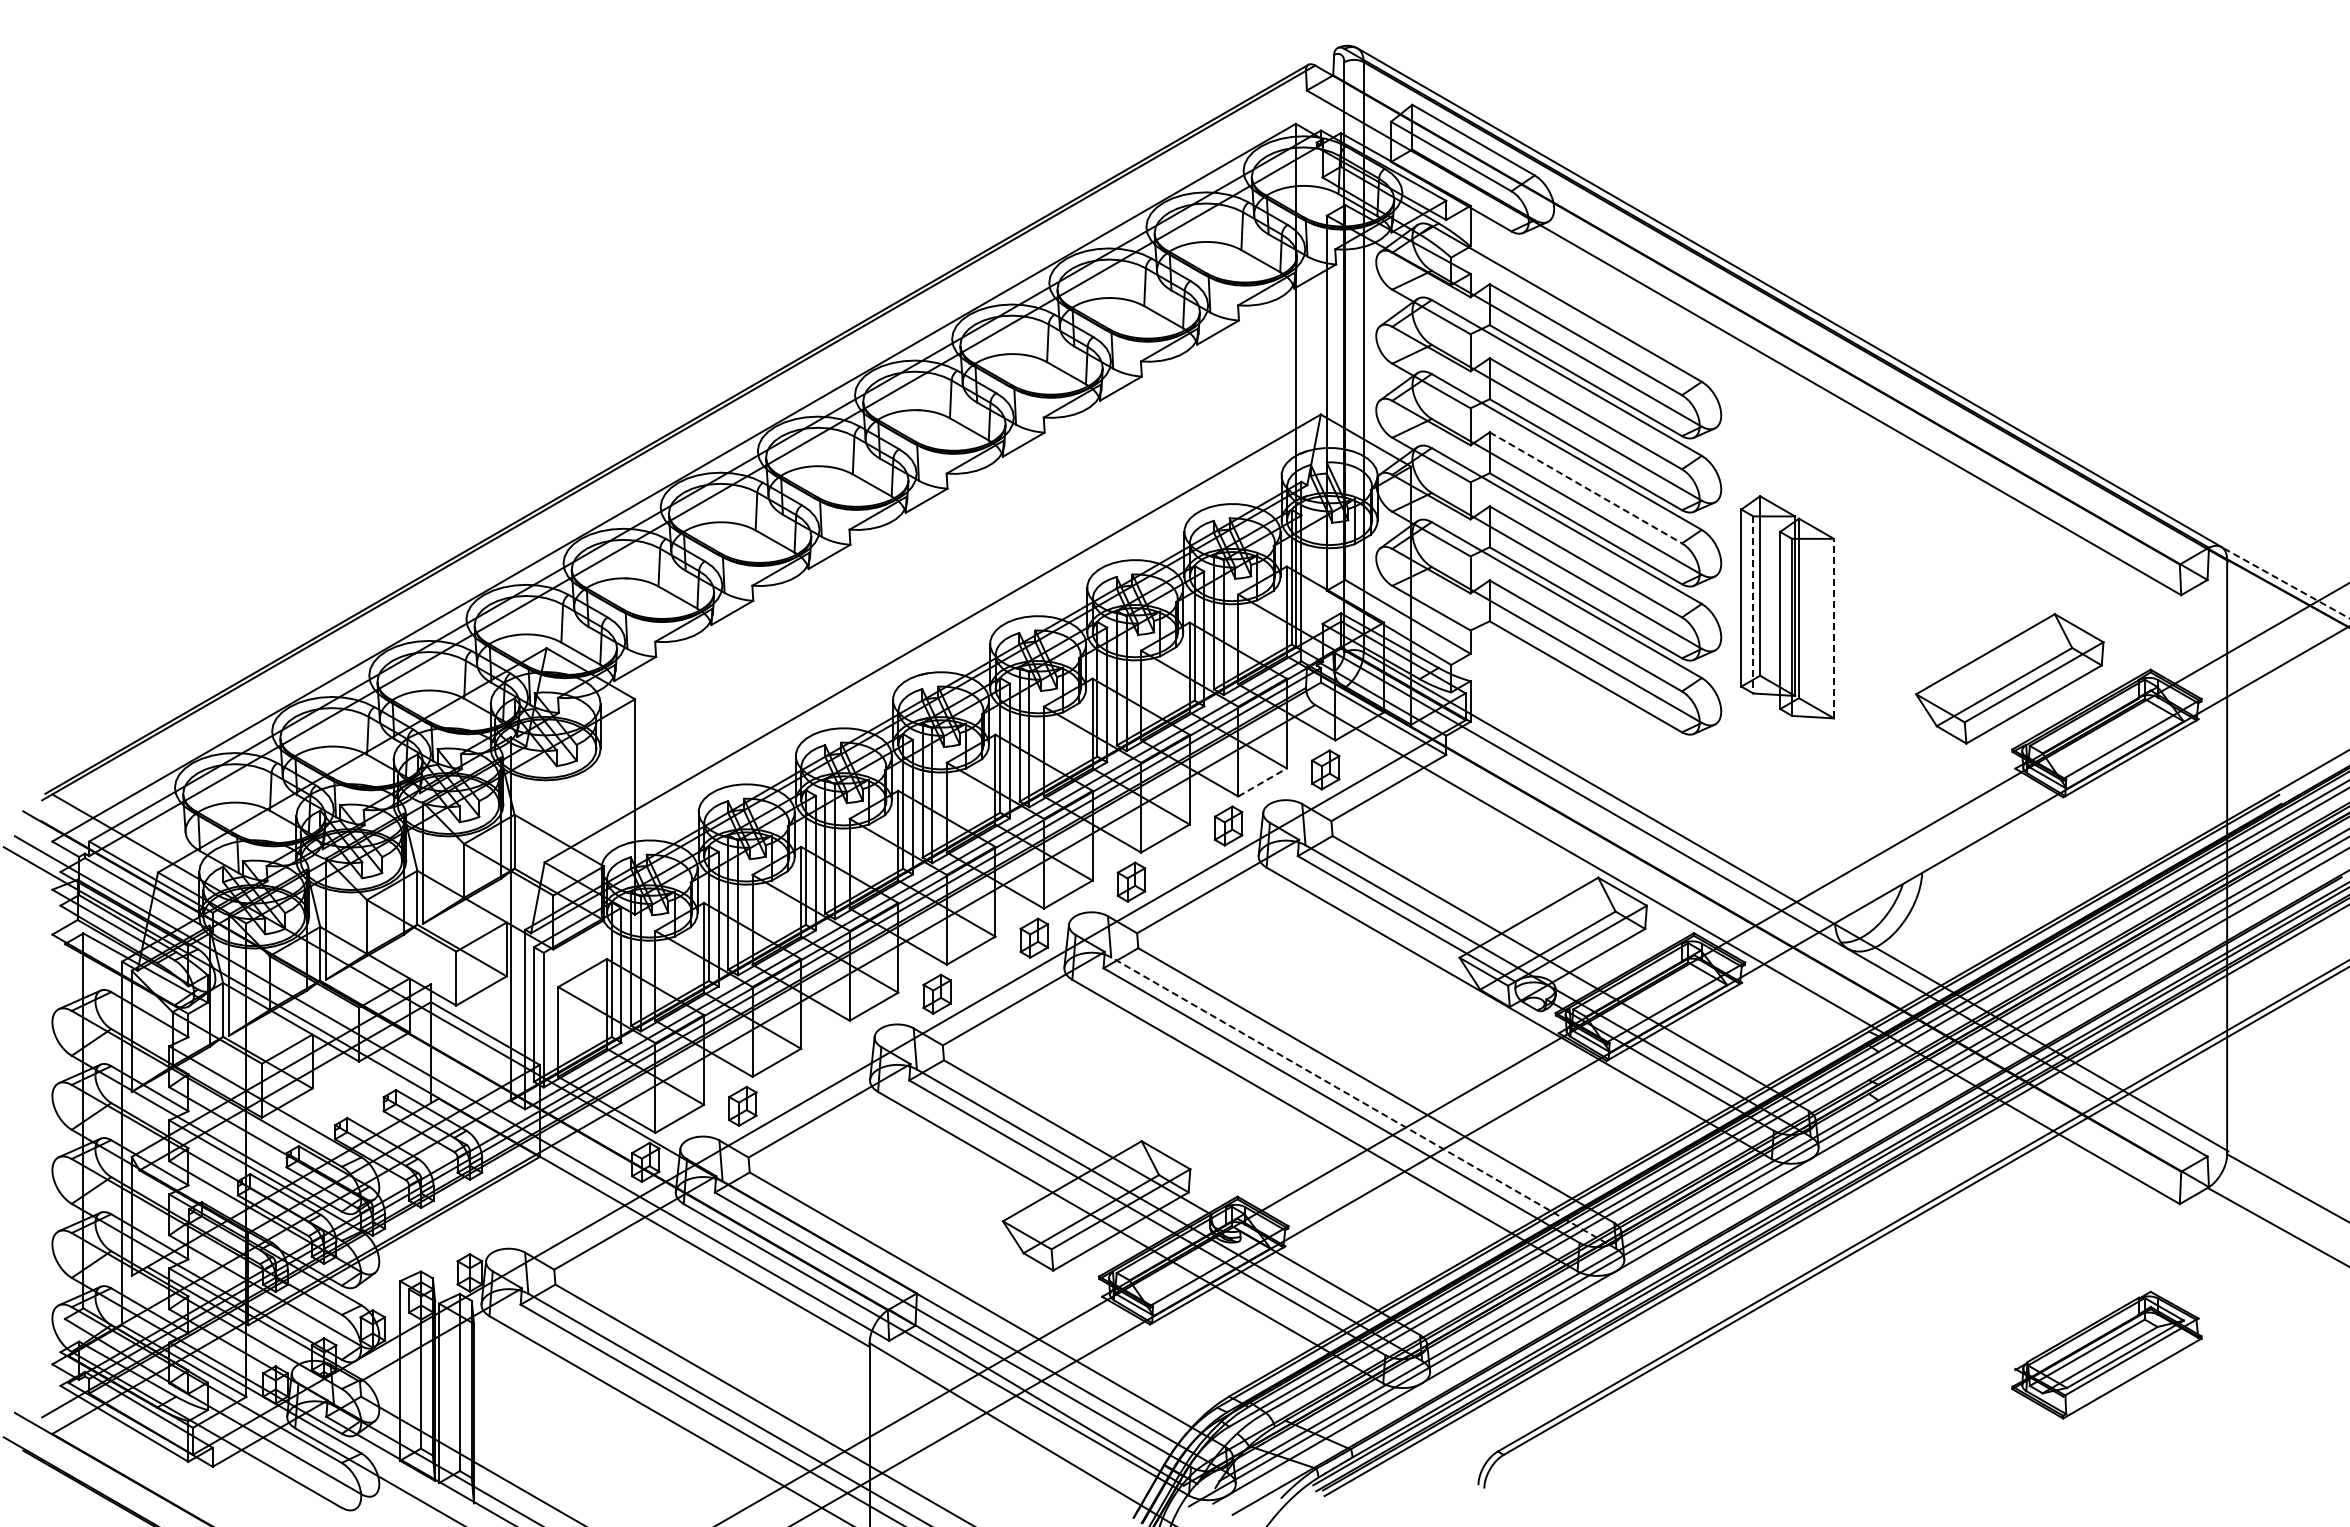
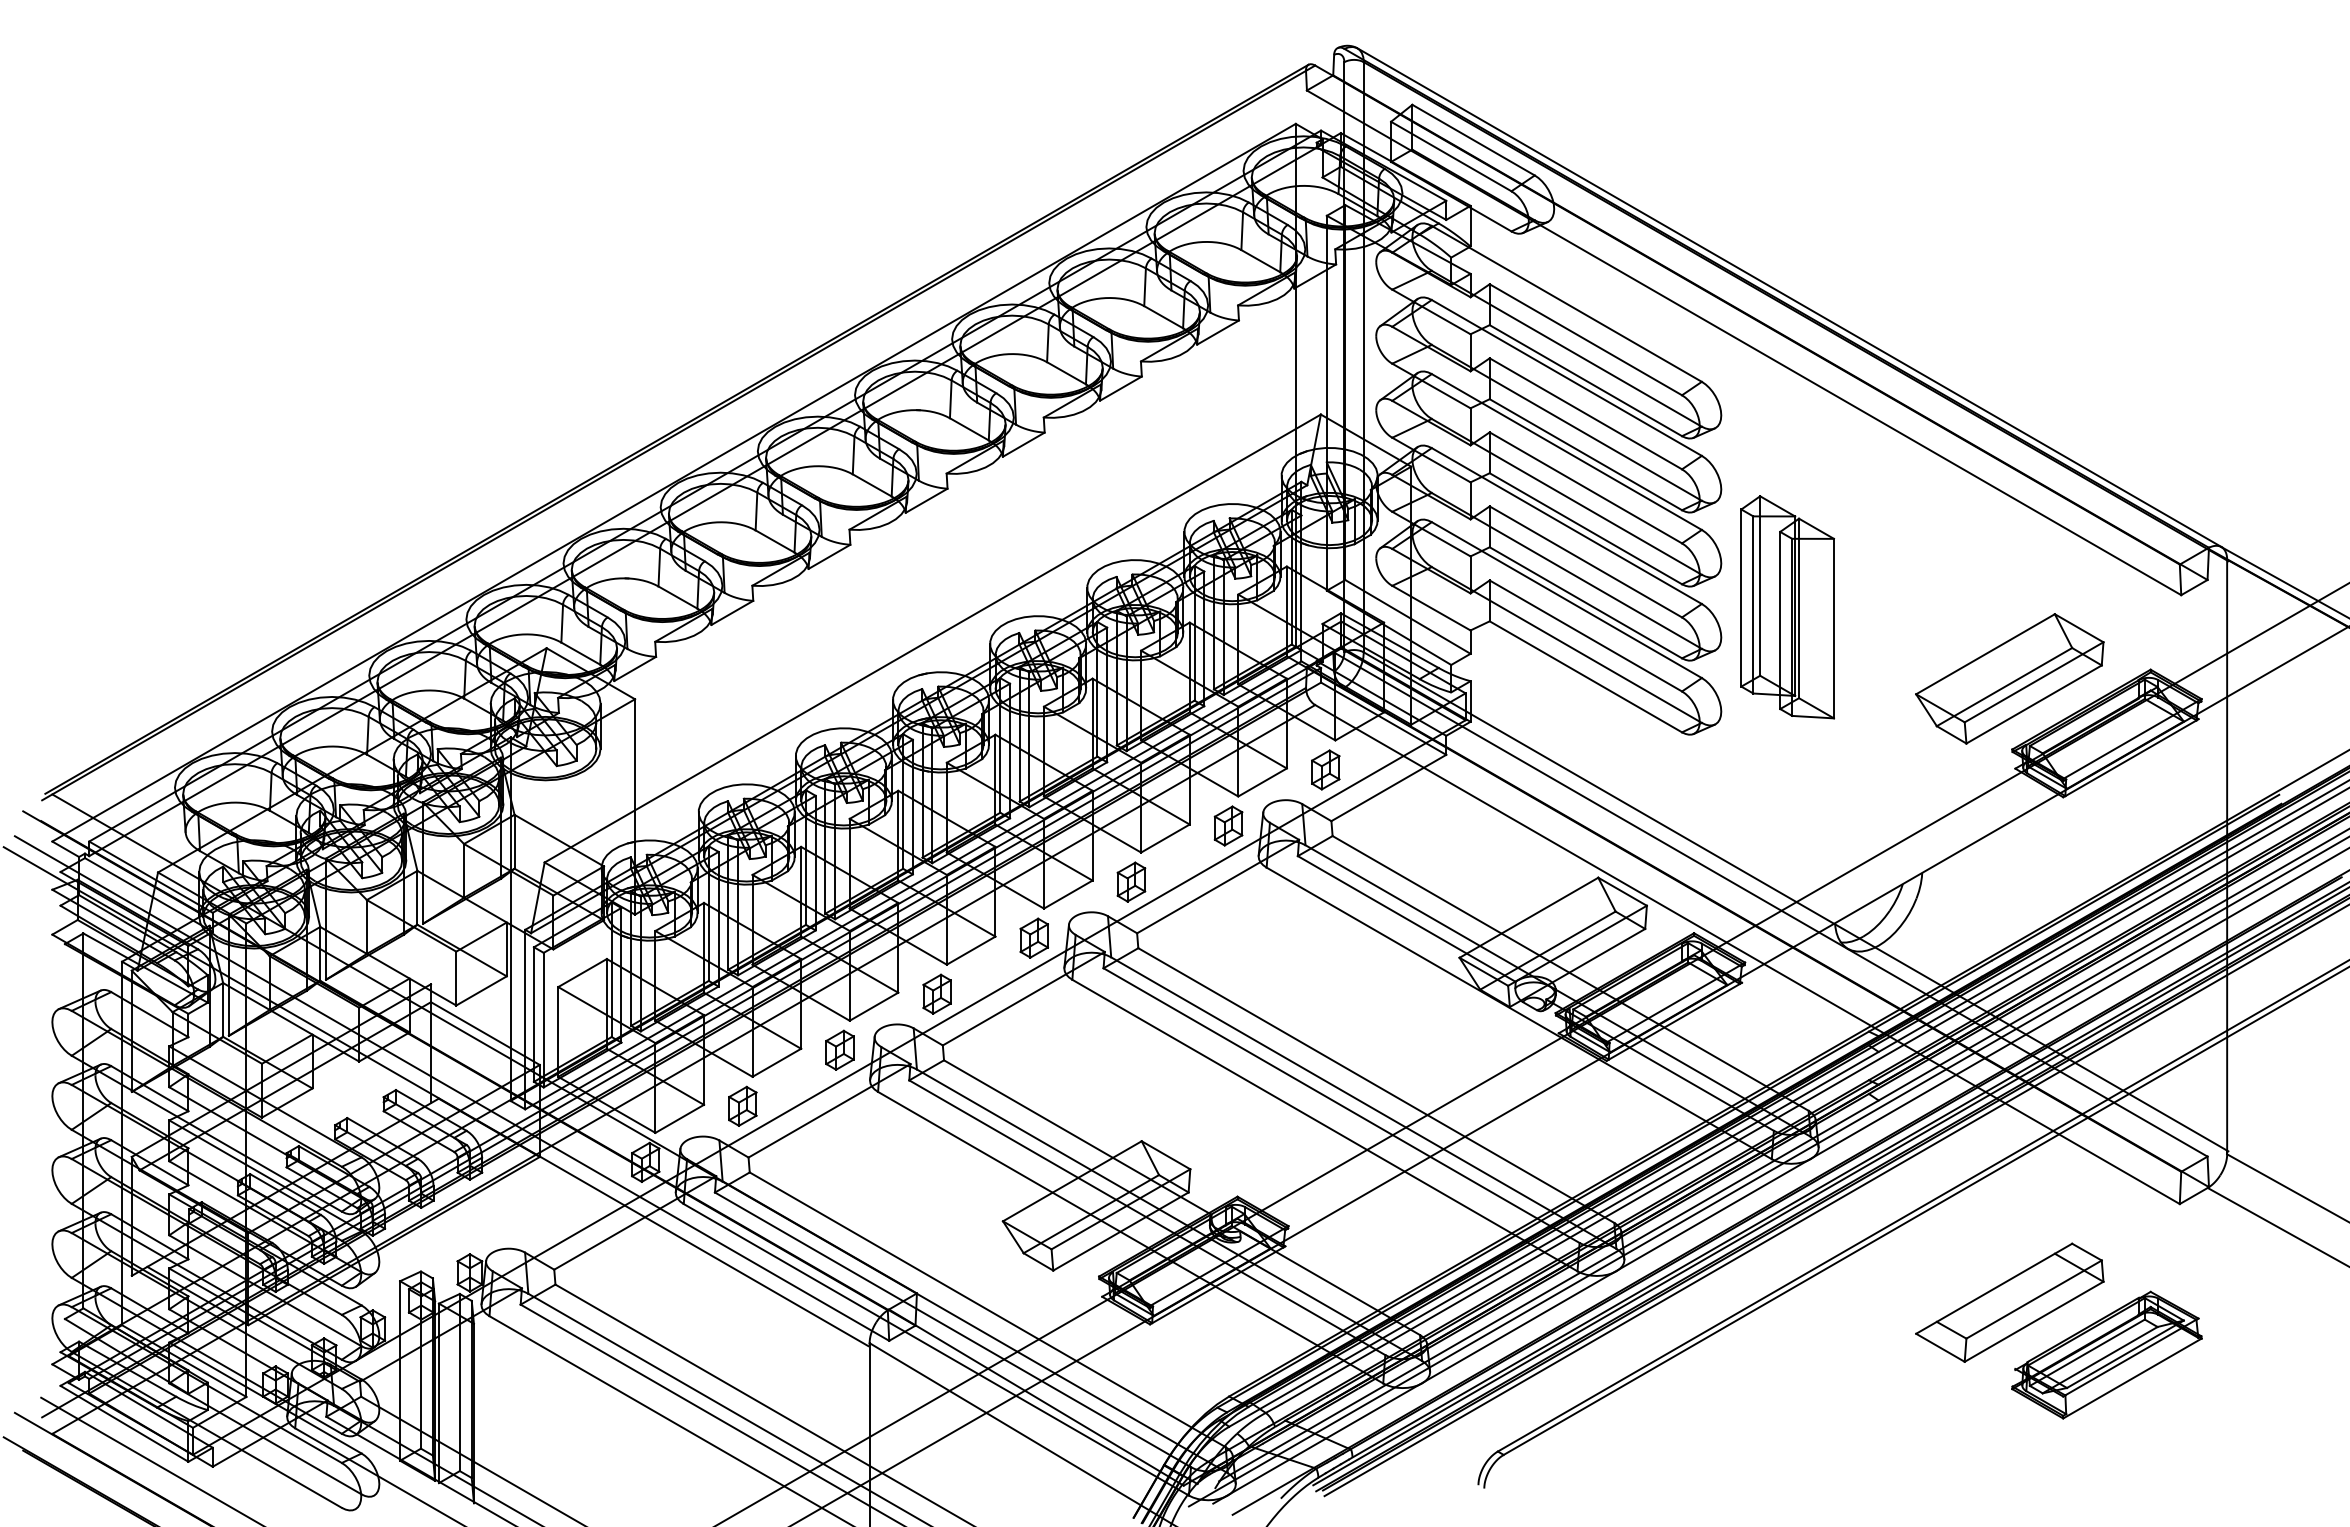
line: dashed -> solid (1586, 488)
line: dashed -> solid (2285, 582)
line: dashed -> solid (1753, 604)
line: dashed -> solid (1834, 628)
line: dashed -> solid (1263, 782)
part: none -> present (839, 1049)
line: dashed -> solid (1363, 1103)
part: none -> present (2009, 1302)
line: none -> present (150, 1460)
